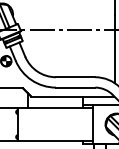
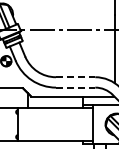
line: solid -> dashed (75, 77)
line: solid -> dashed (75, 87)
